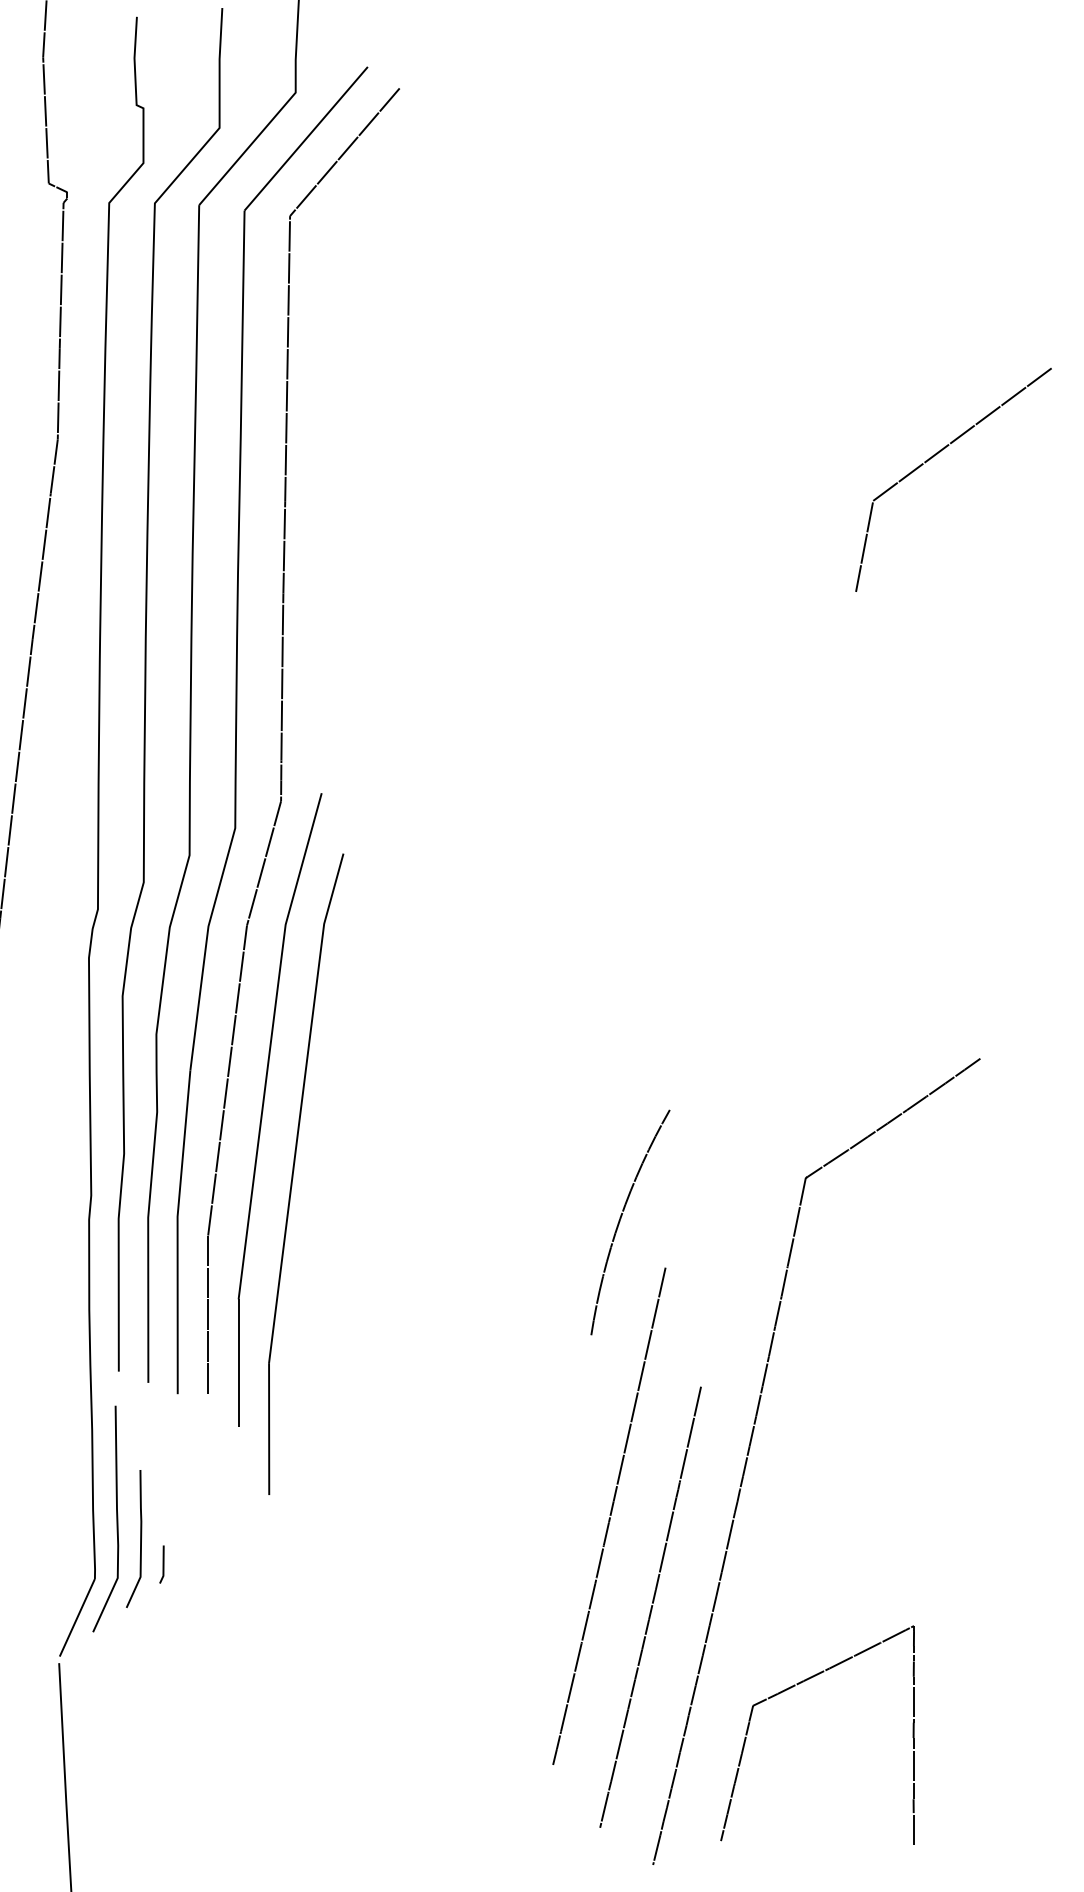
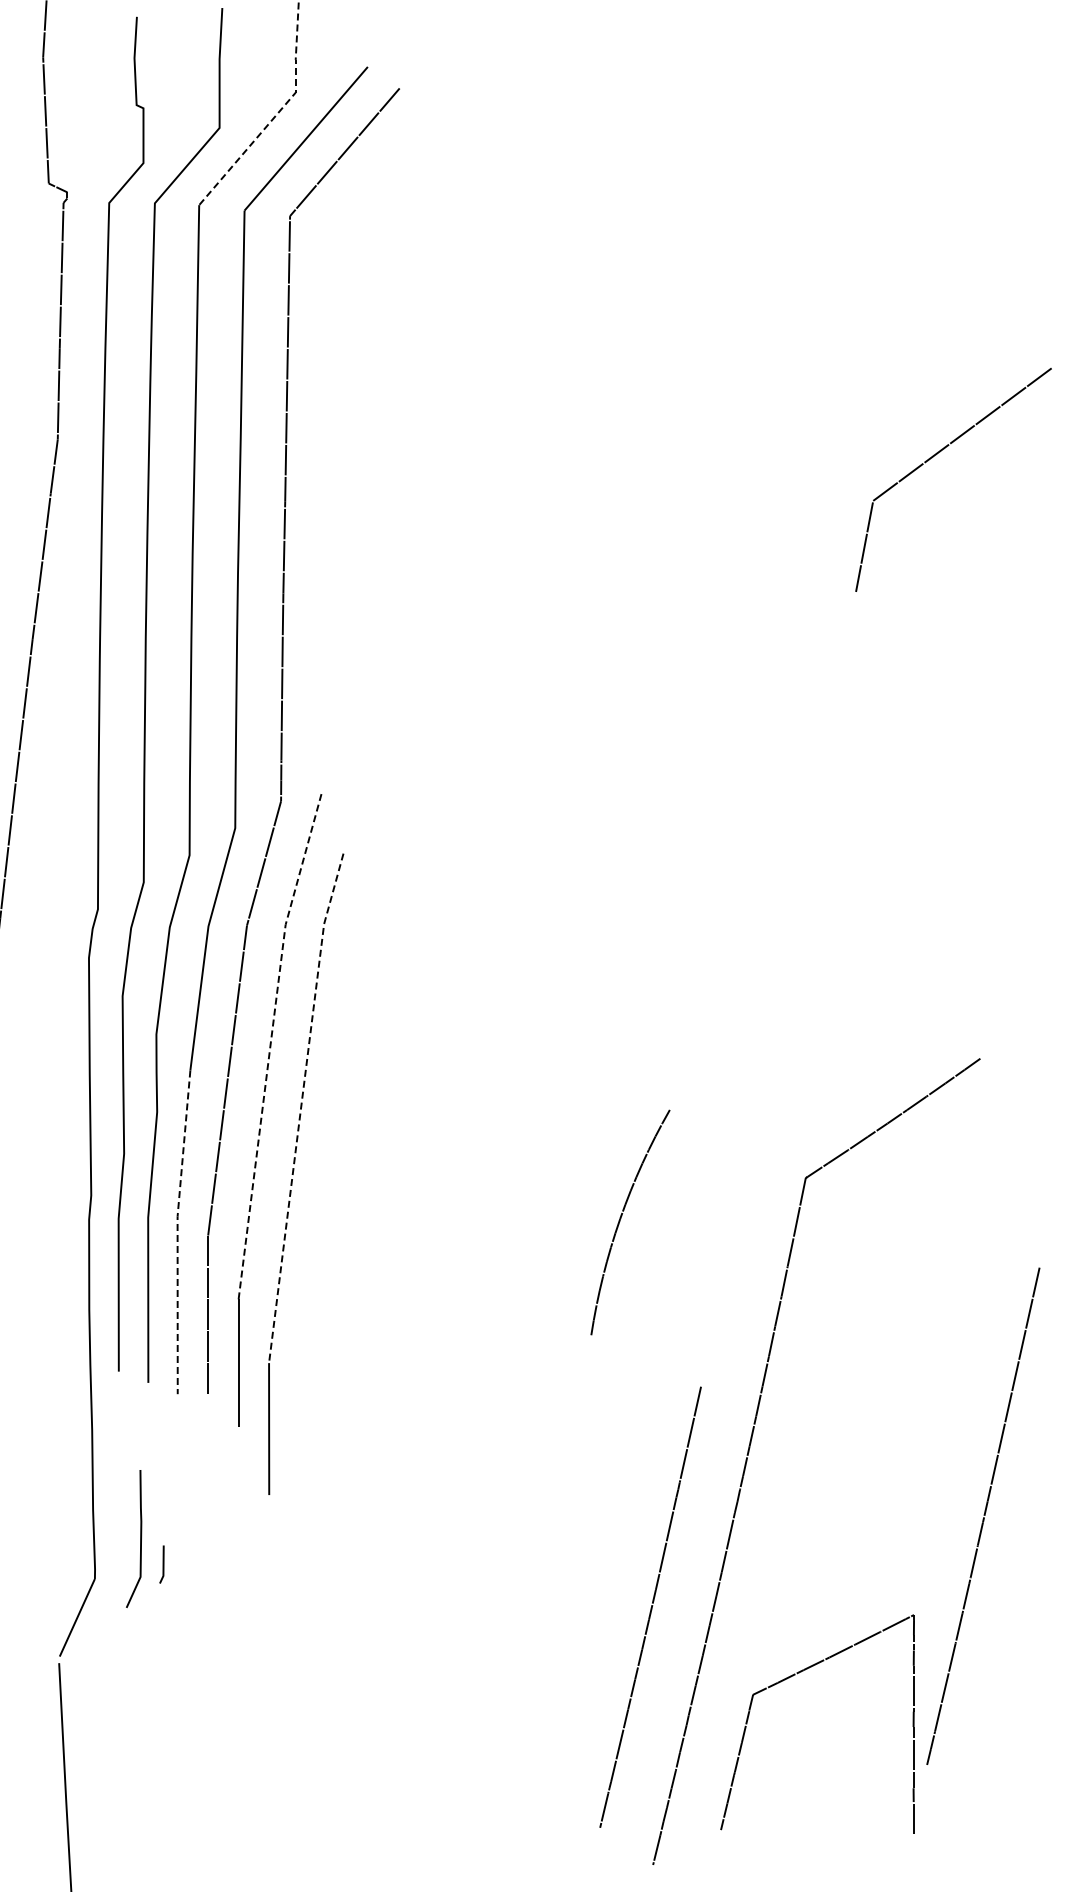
line: solid -> dashed (278, 113)
line: solid -> dashed (270, 1043)
line: solid -> dashed (301, 1107)
line: solid -> dashed (177, 1231)
curve position: (609, 1515) -> (983, 1515) (983, 1515)
line: present -> none (116, 1518)
part position: (793, 1687) -> (793, 1676) (793, 1676)
